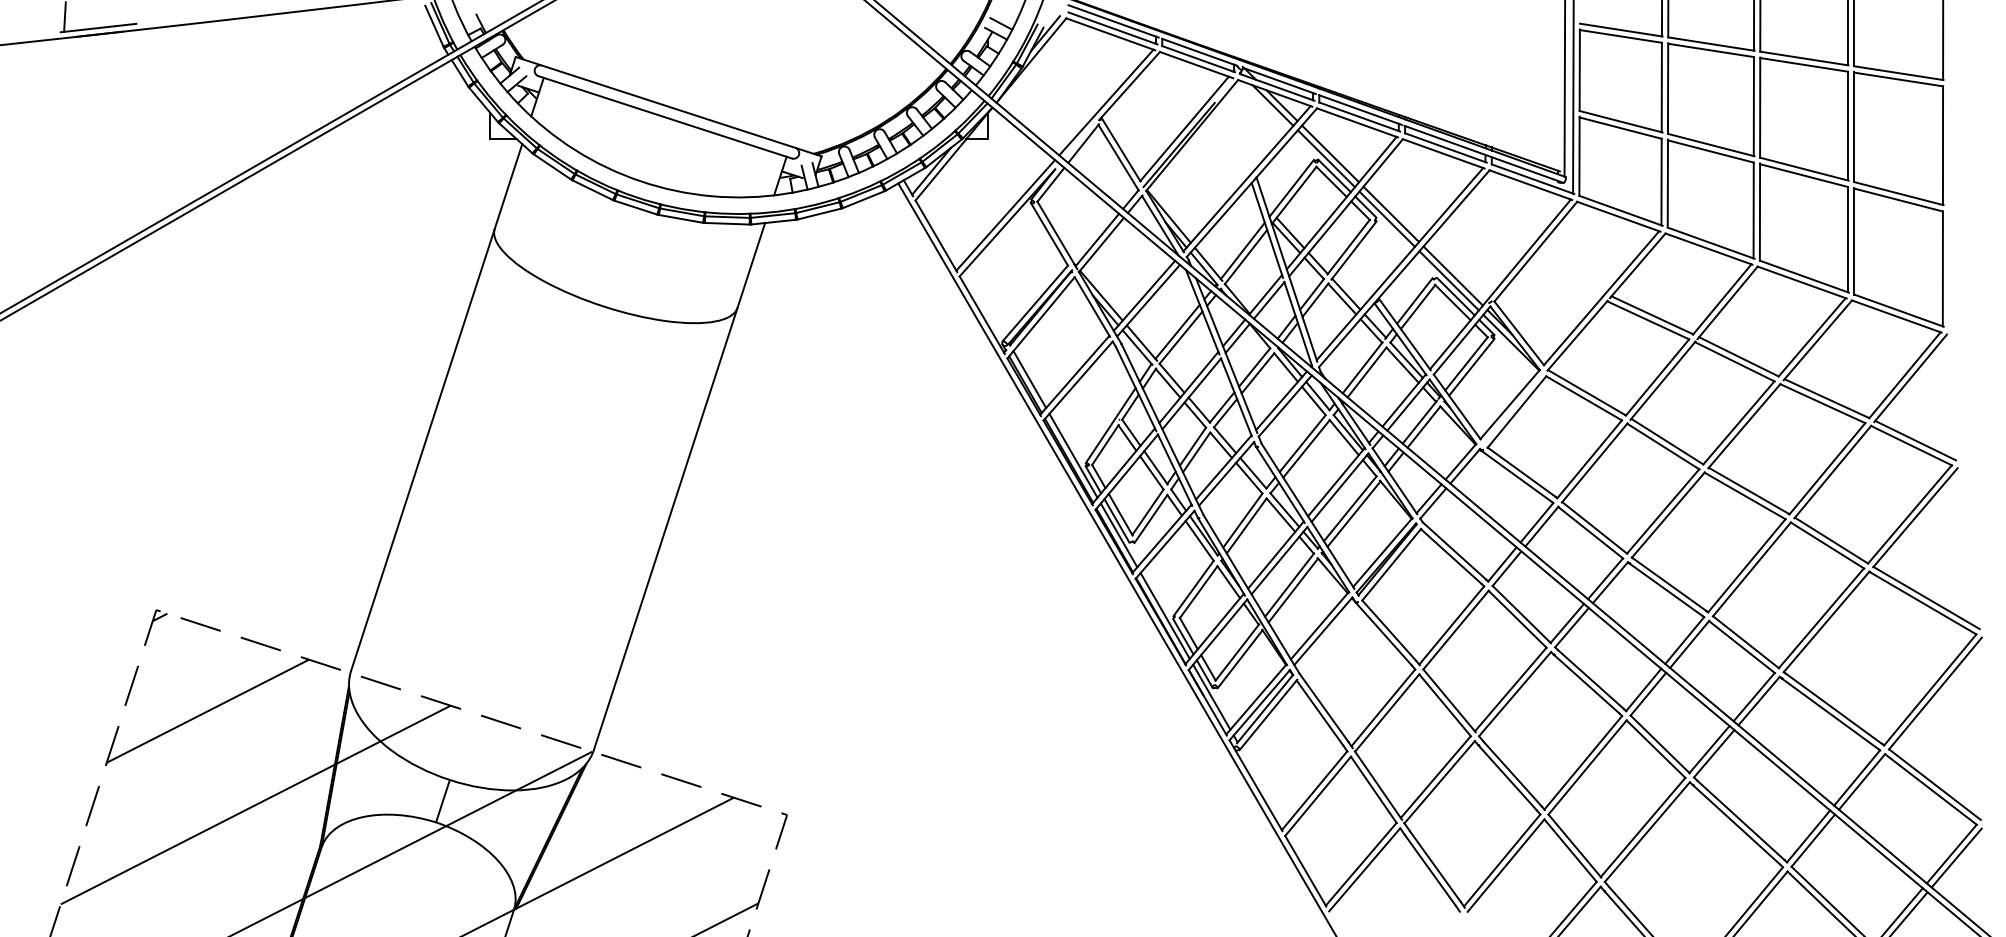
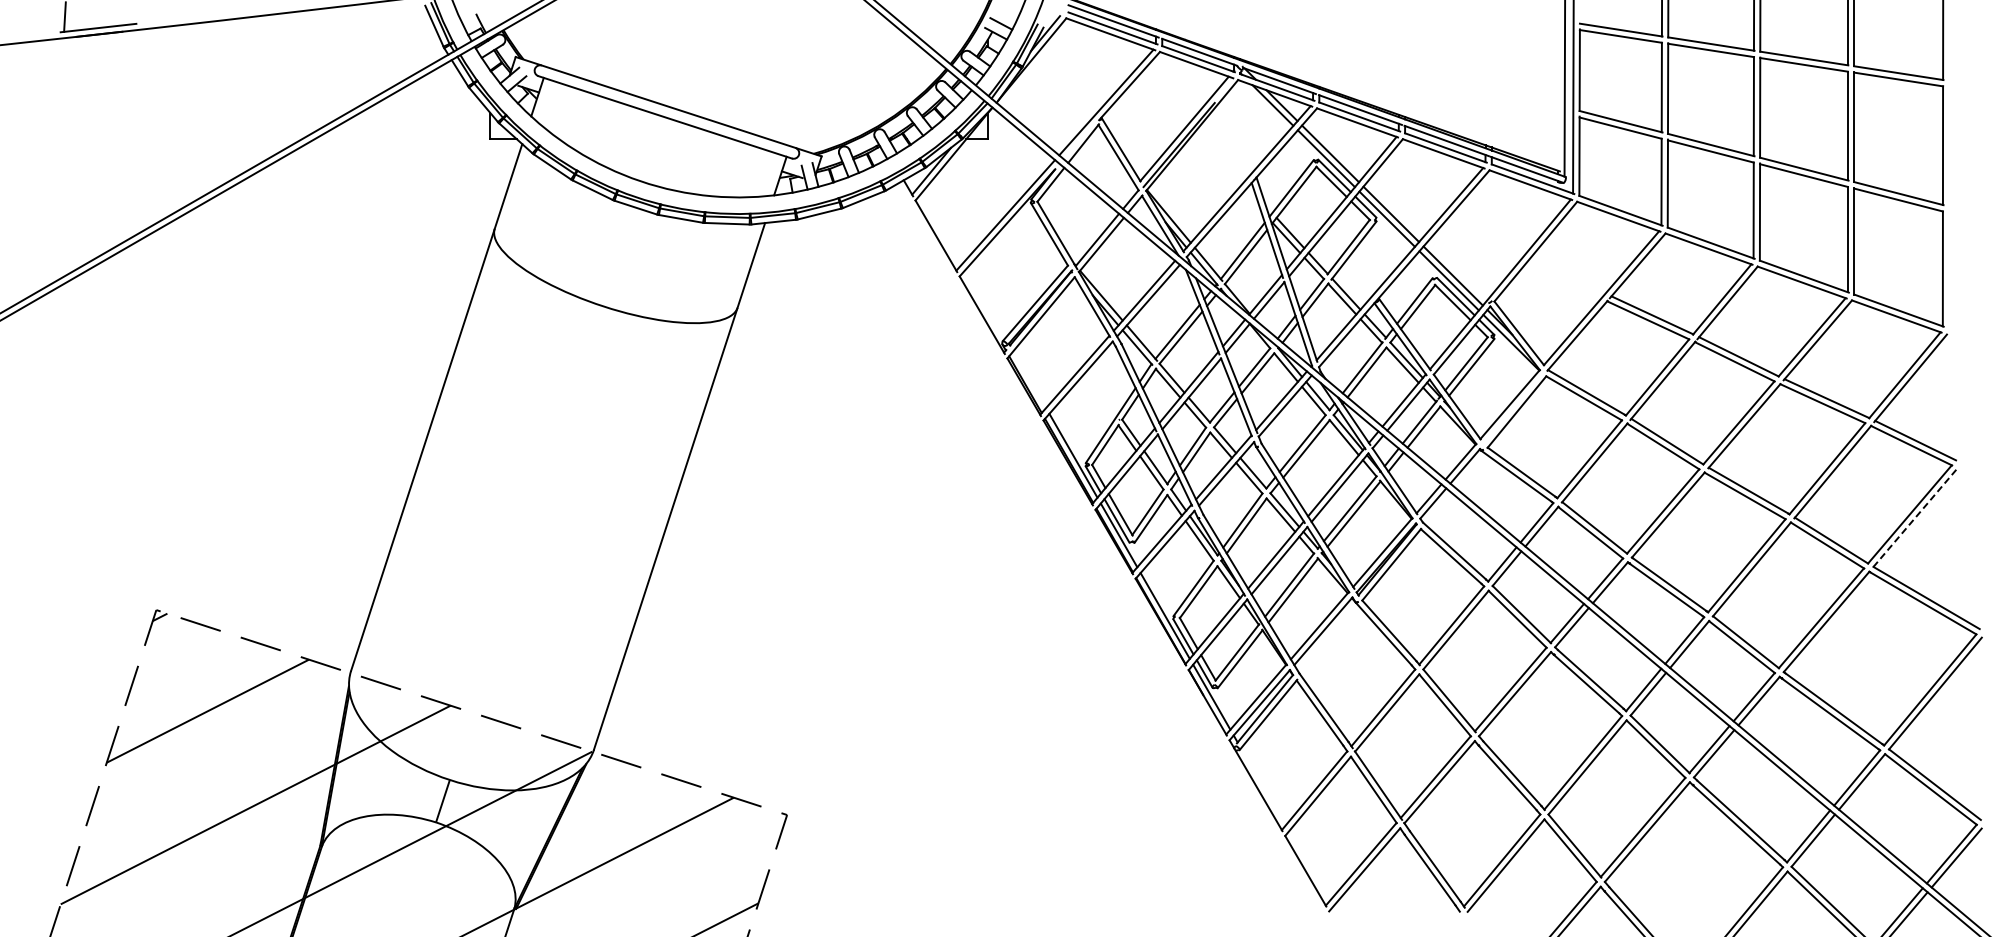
line: present -> none (1029, 379)
line: solid -> dashed (1915, 517)
line: present -> none (1116, 558)
